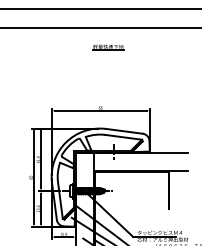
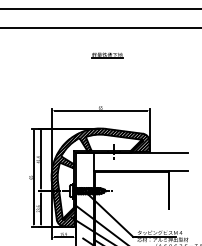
part position: (108, 47) -> (107, 55) (107, 55)
hatch: none -> present (100, 177)
